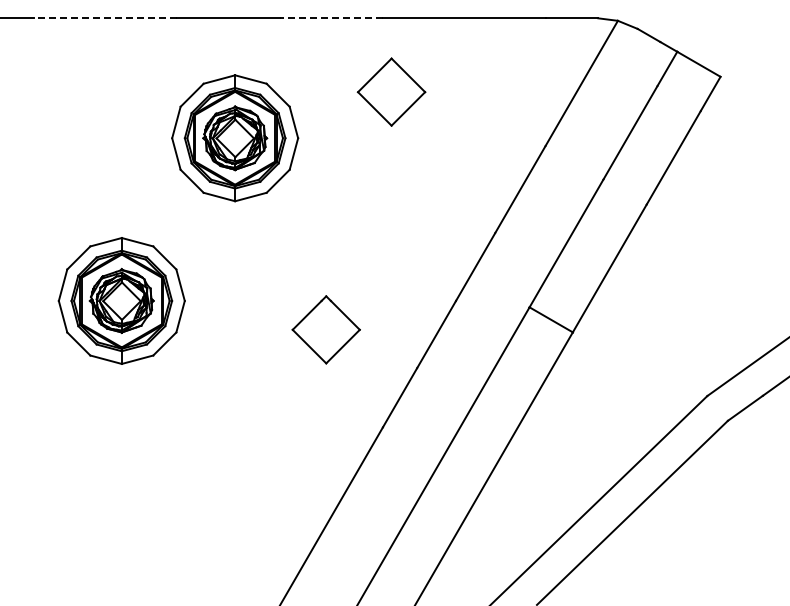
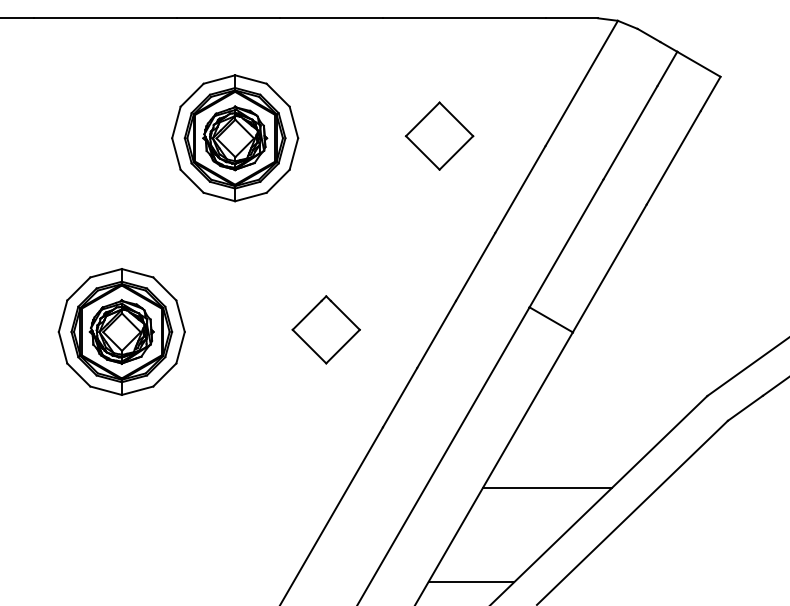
line: dashed -> solid (105, 18)
line: dashed -> solid (331, 18)
part position: (391, 91) -> (439, 135) (439, 135)
part position: (121, 300) -> (121, 331) (121, 331)
line: none -> present (546, 488)
line: none -> present (471, 582)
